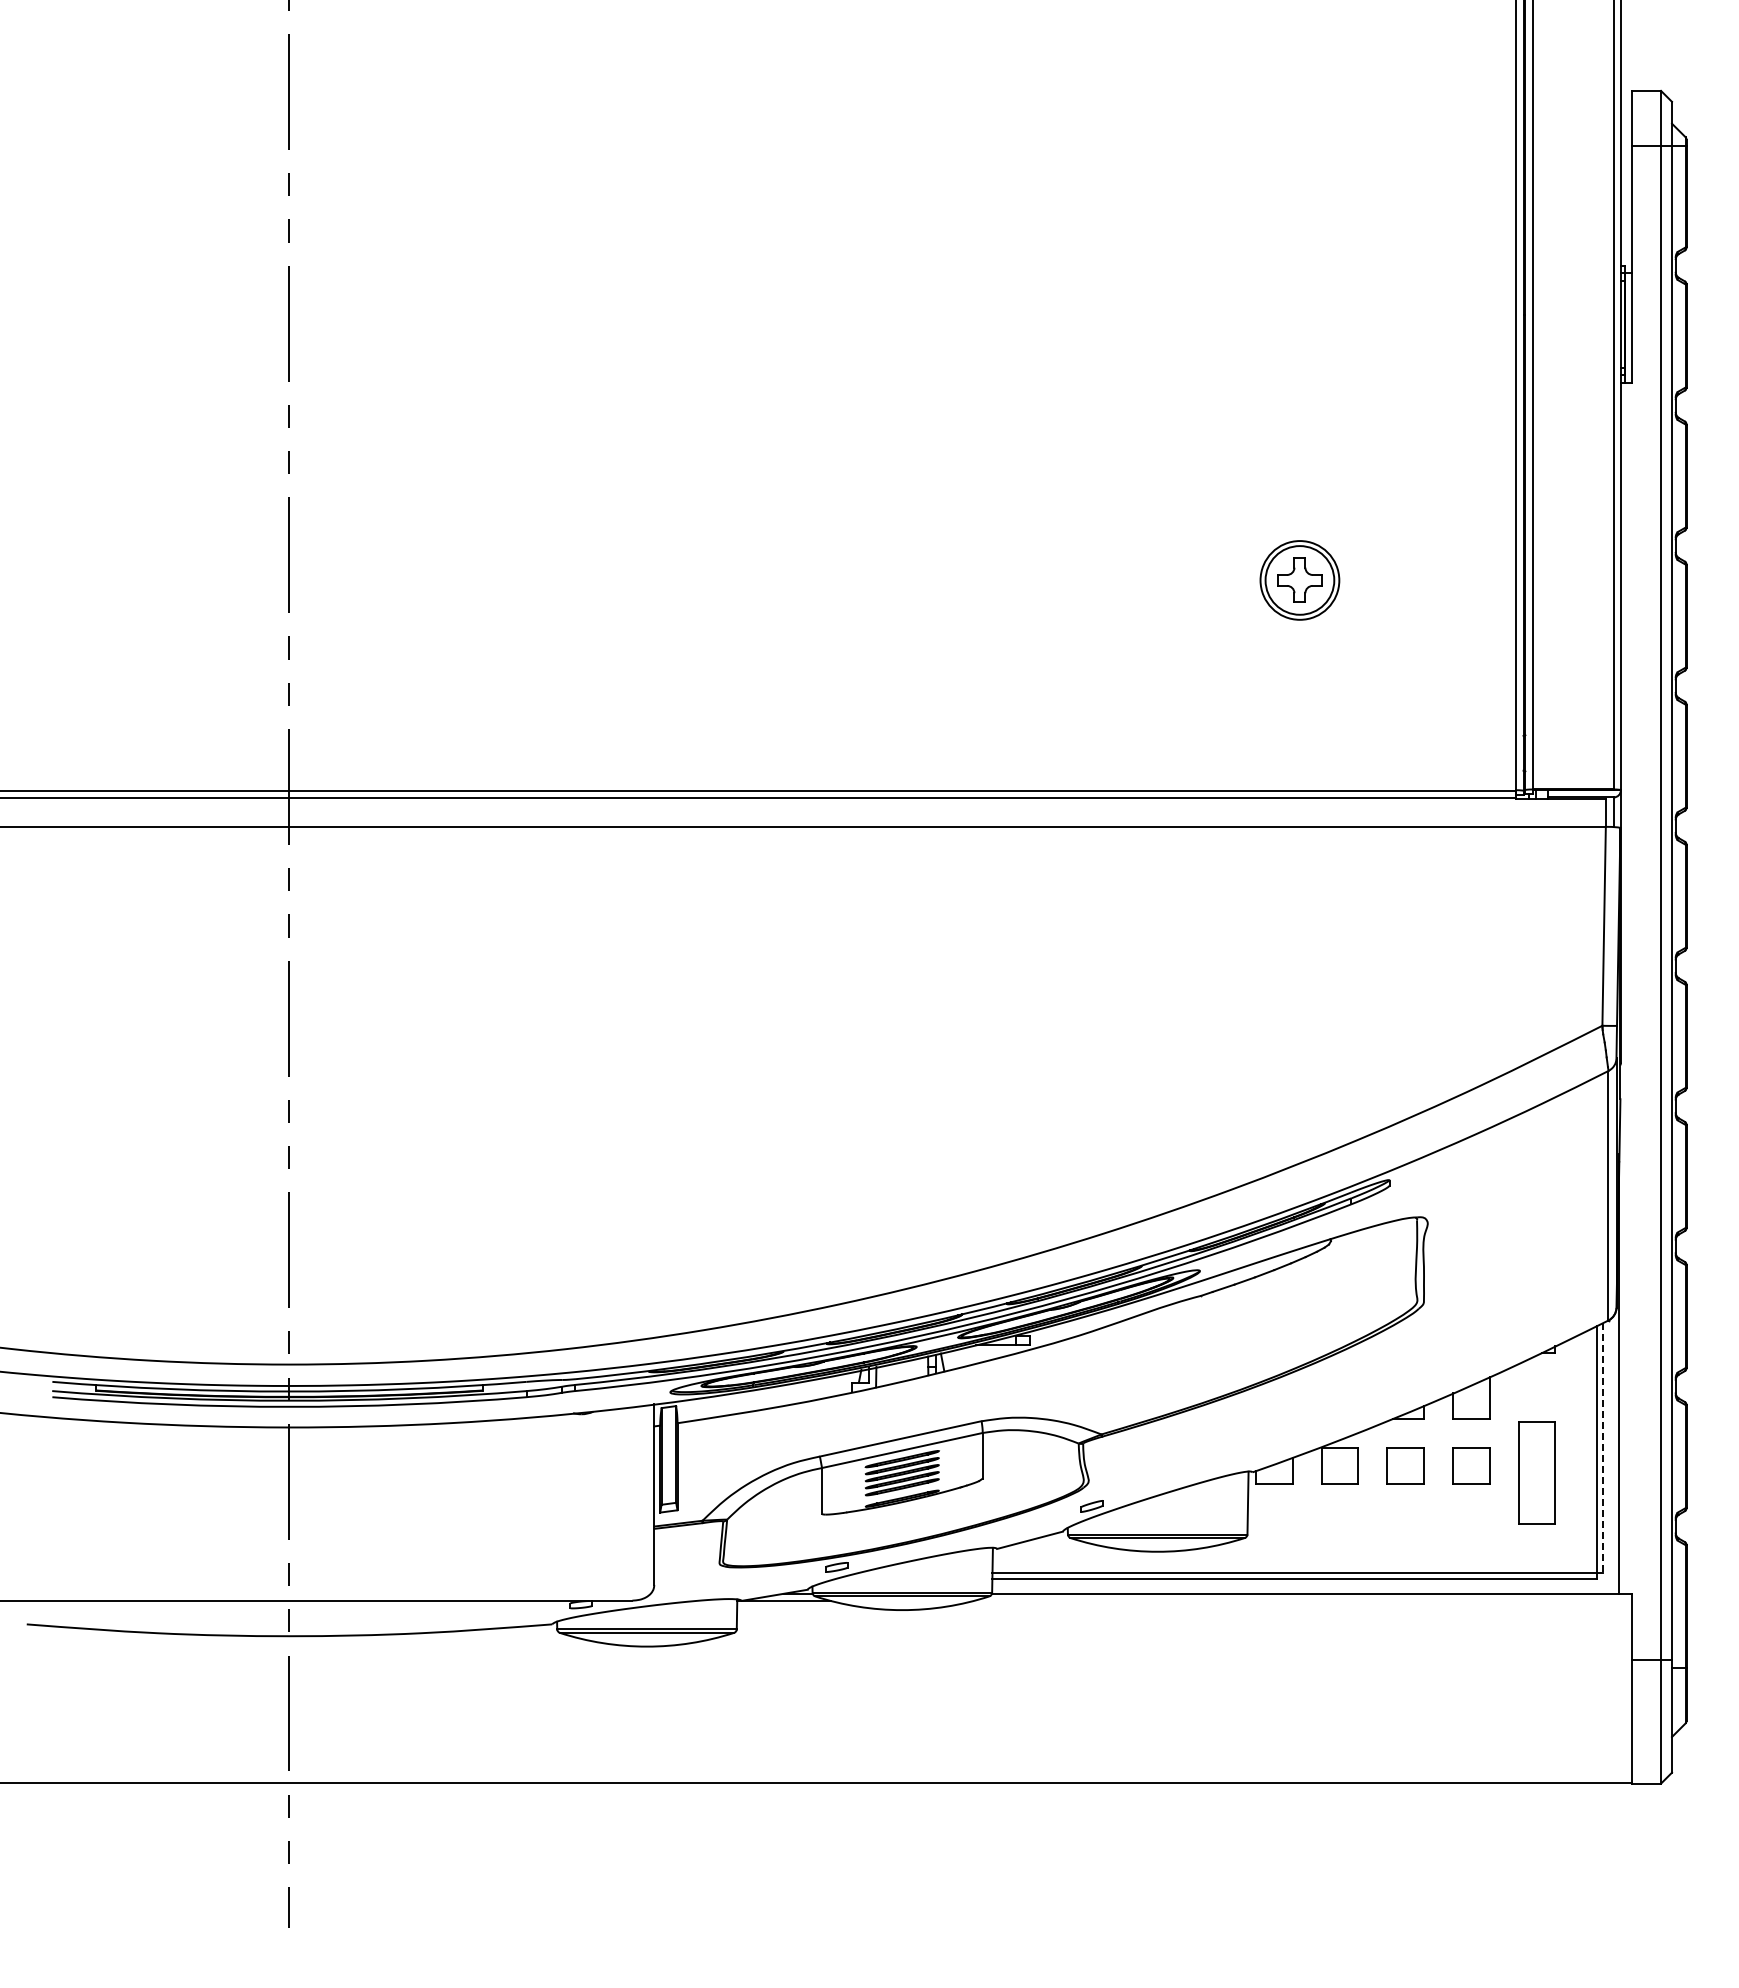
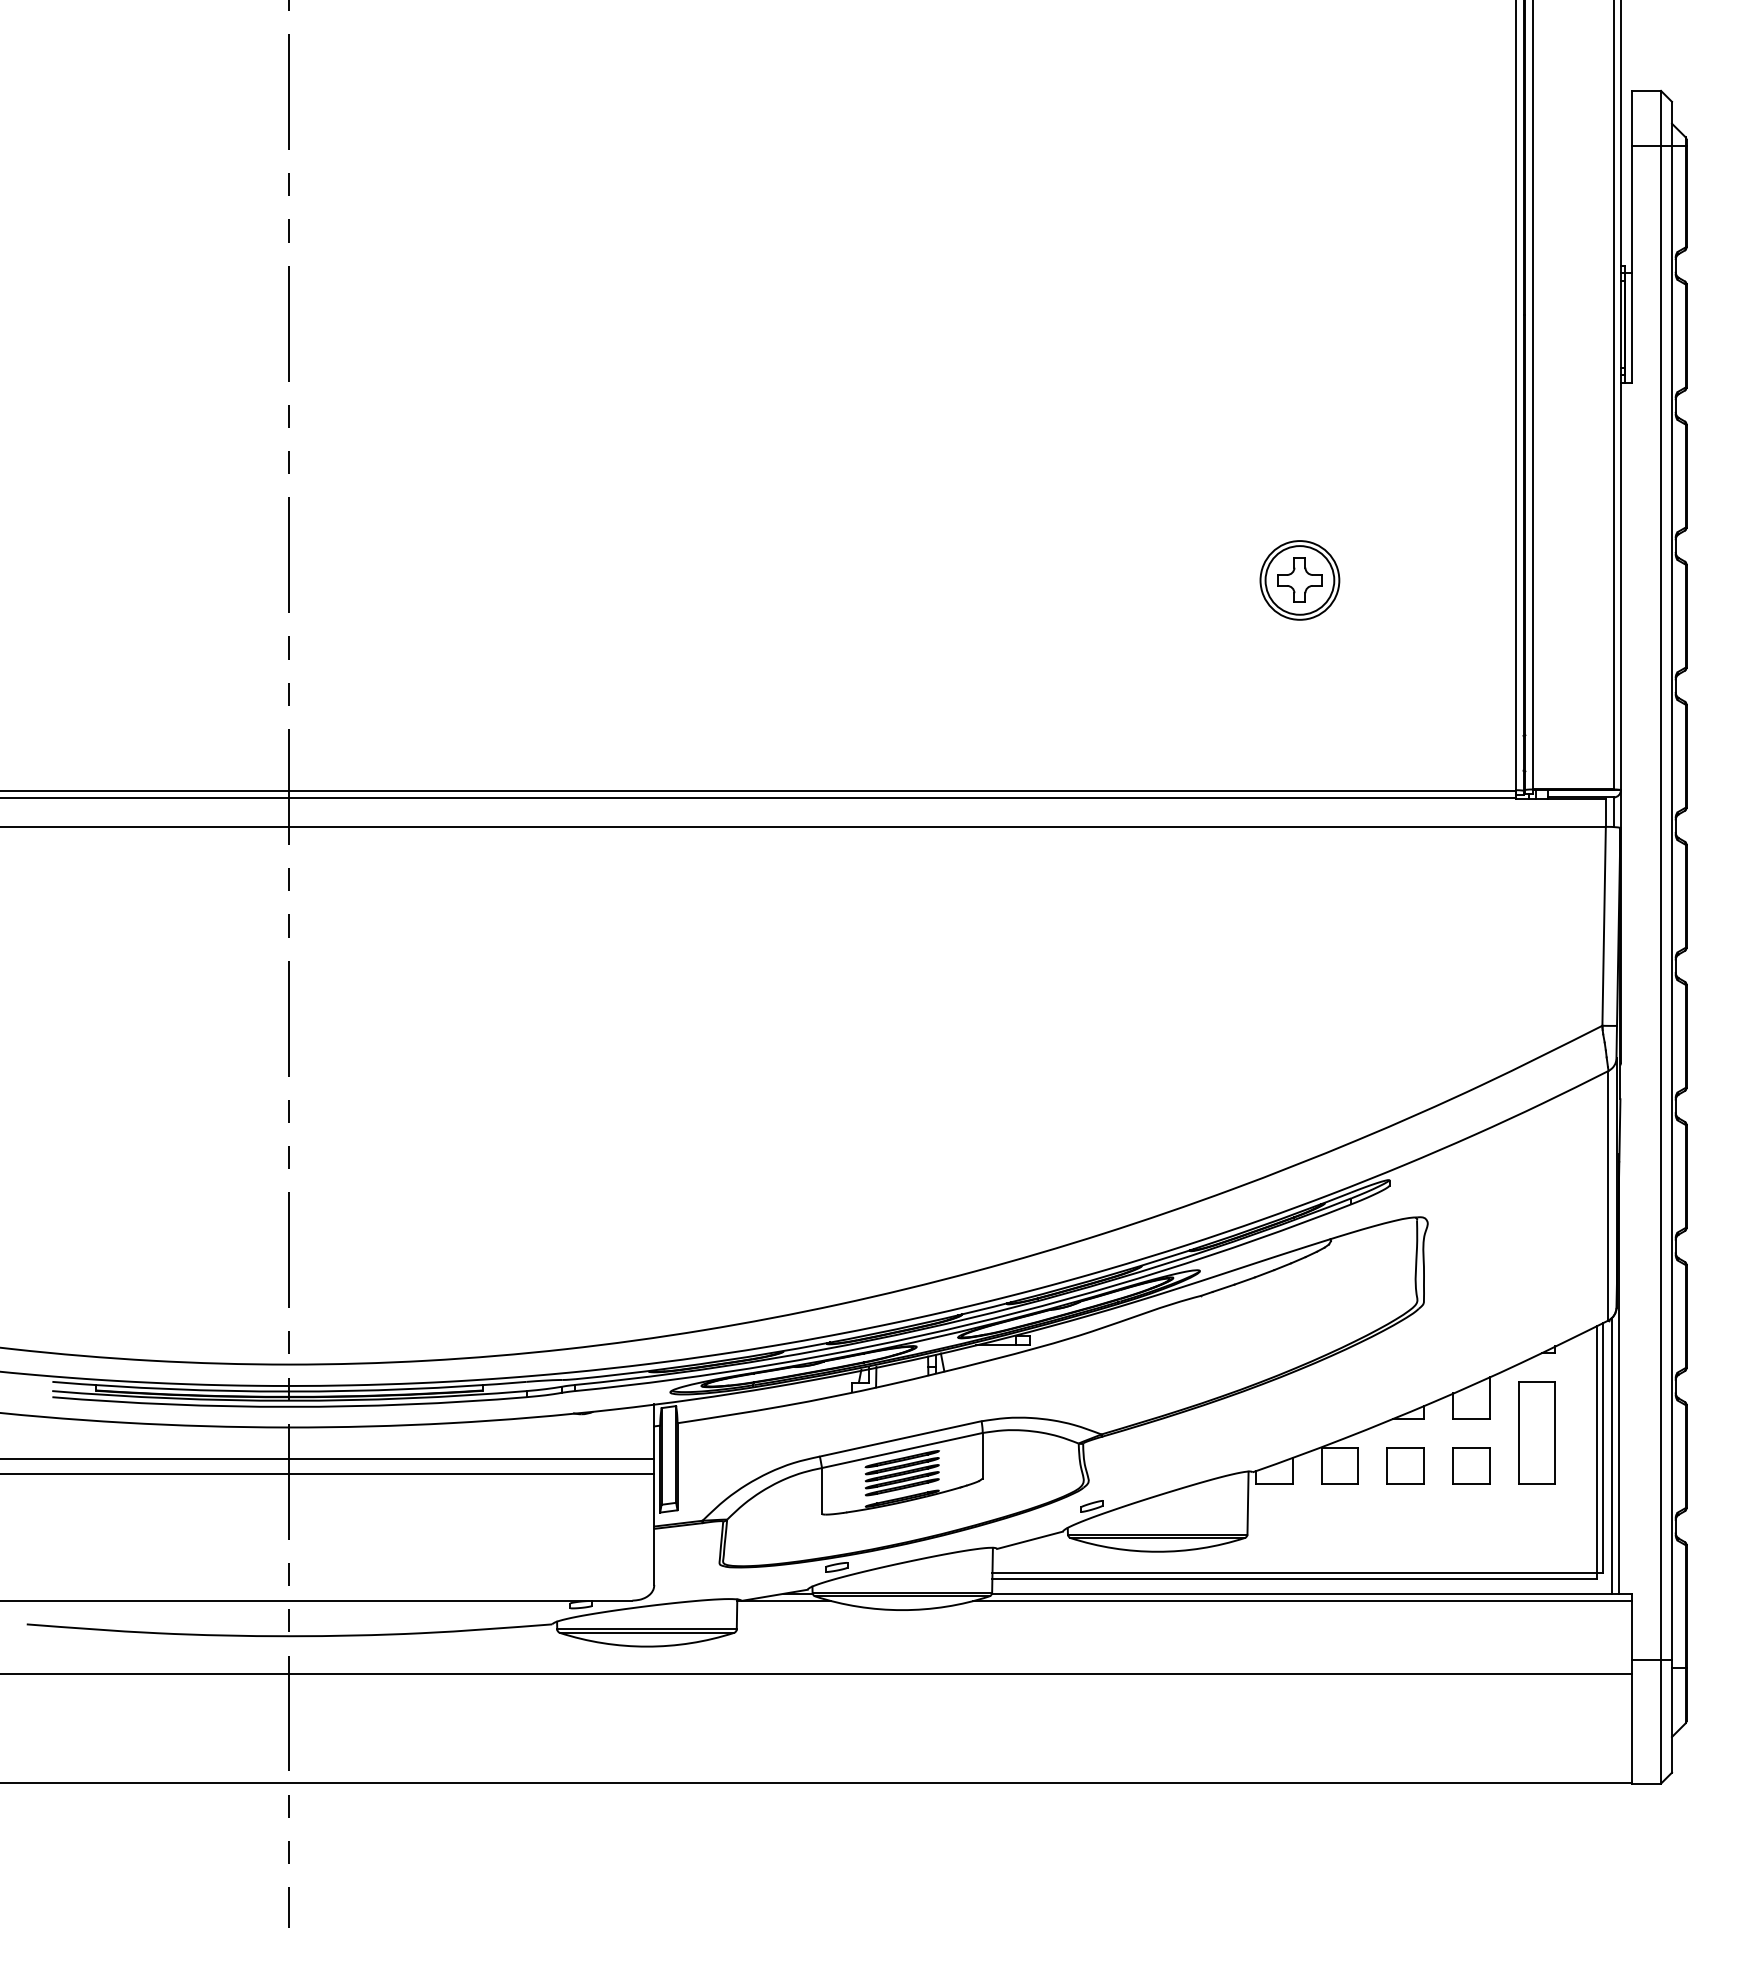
line: dashed -> solid (1602, 1448)
line: none -> present (1612, 1455)
line: none -> present (328, 1458)
part position: (1536, 1472) -> (1536, 1432) (1536, 1432)
line: none -> present (328, 1474)
line: none -> present (1302, 1601)
line: none -> present (816, 1674)
